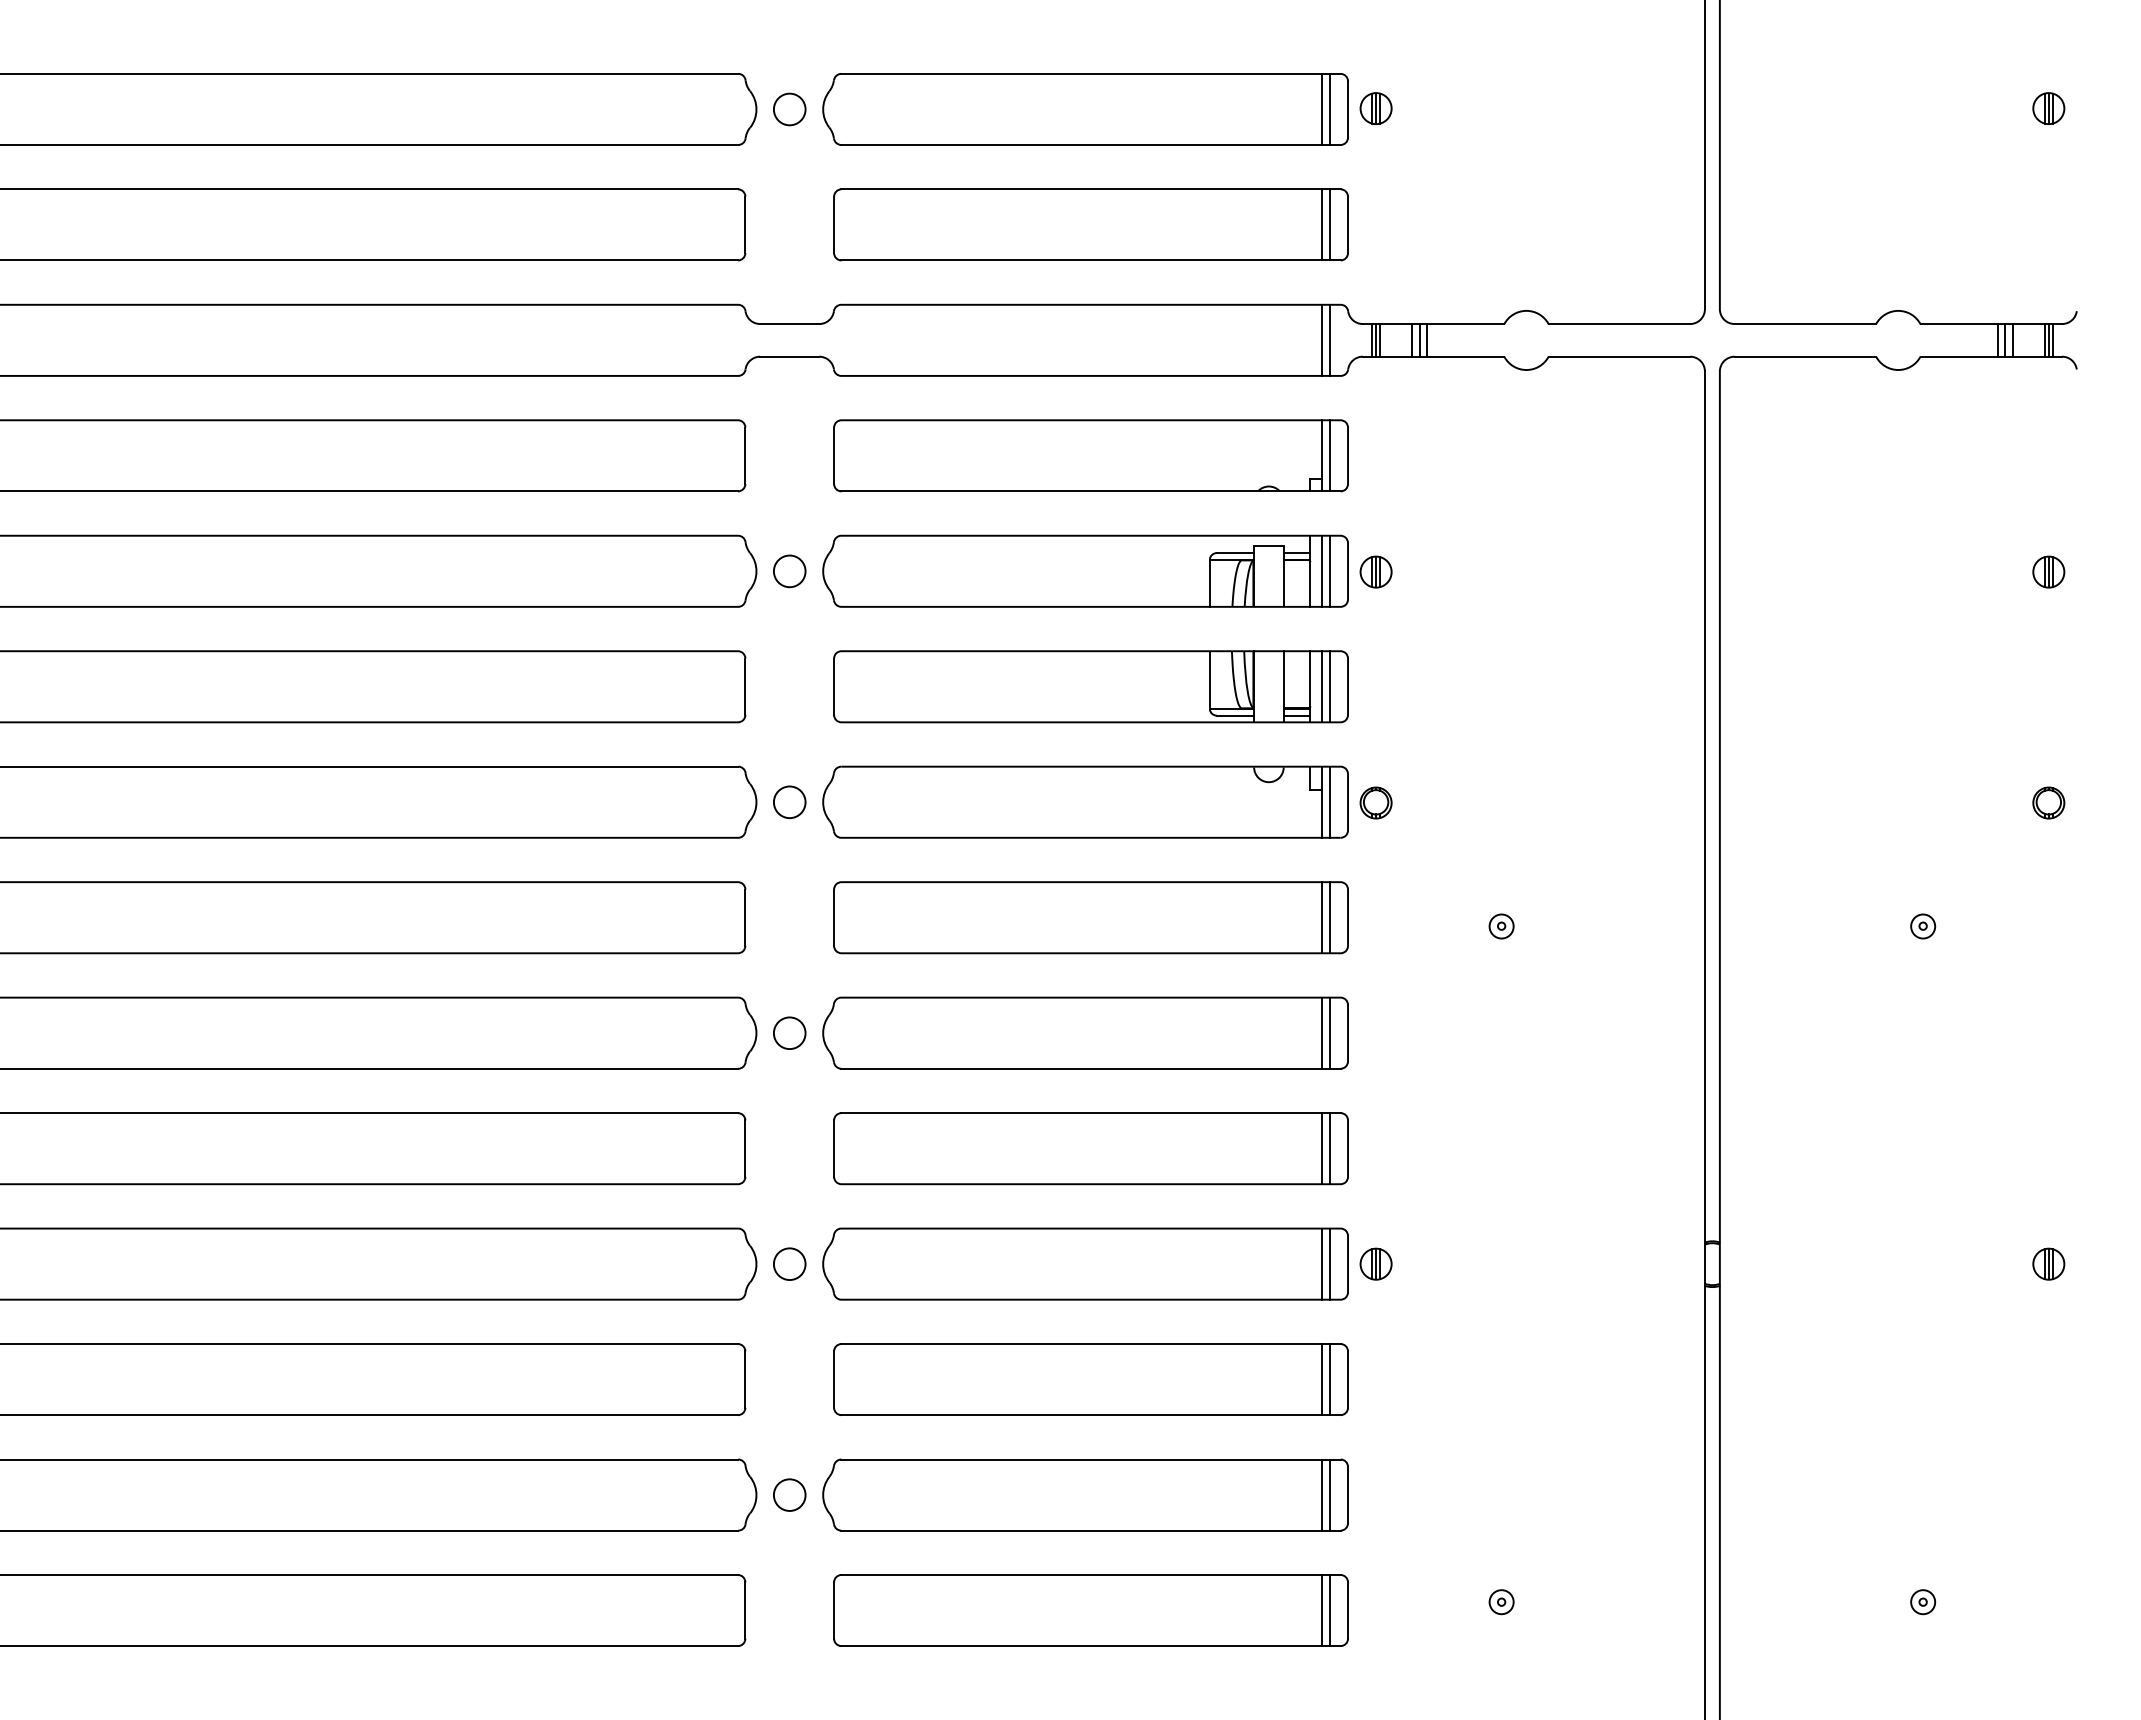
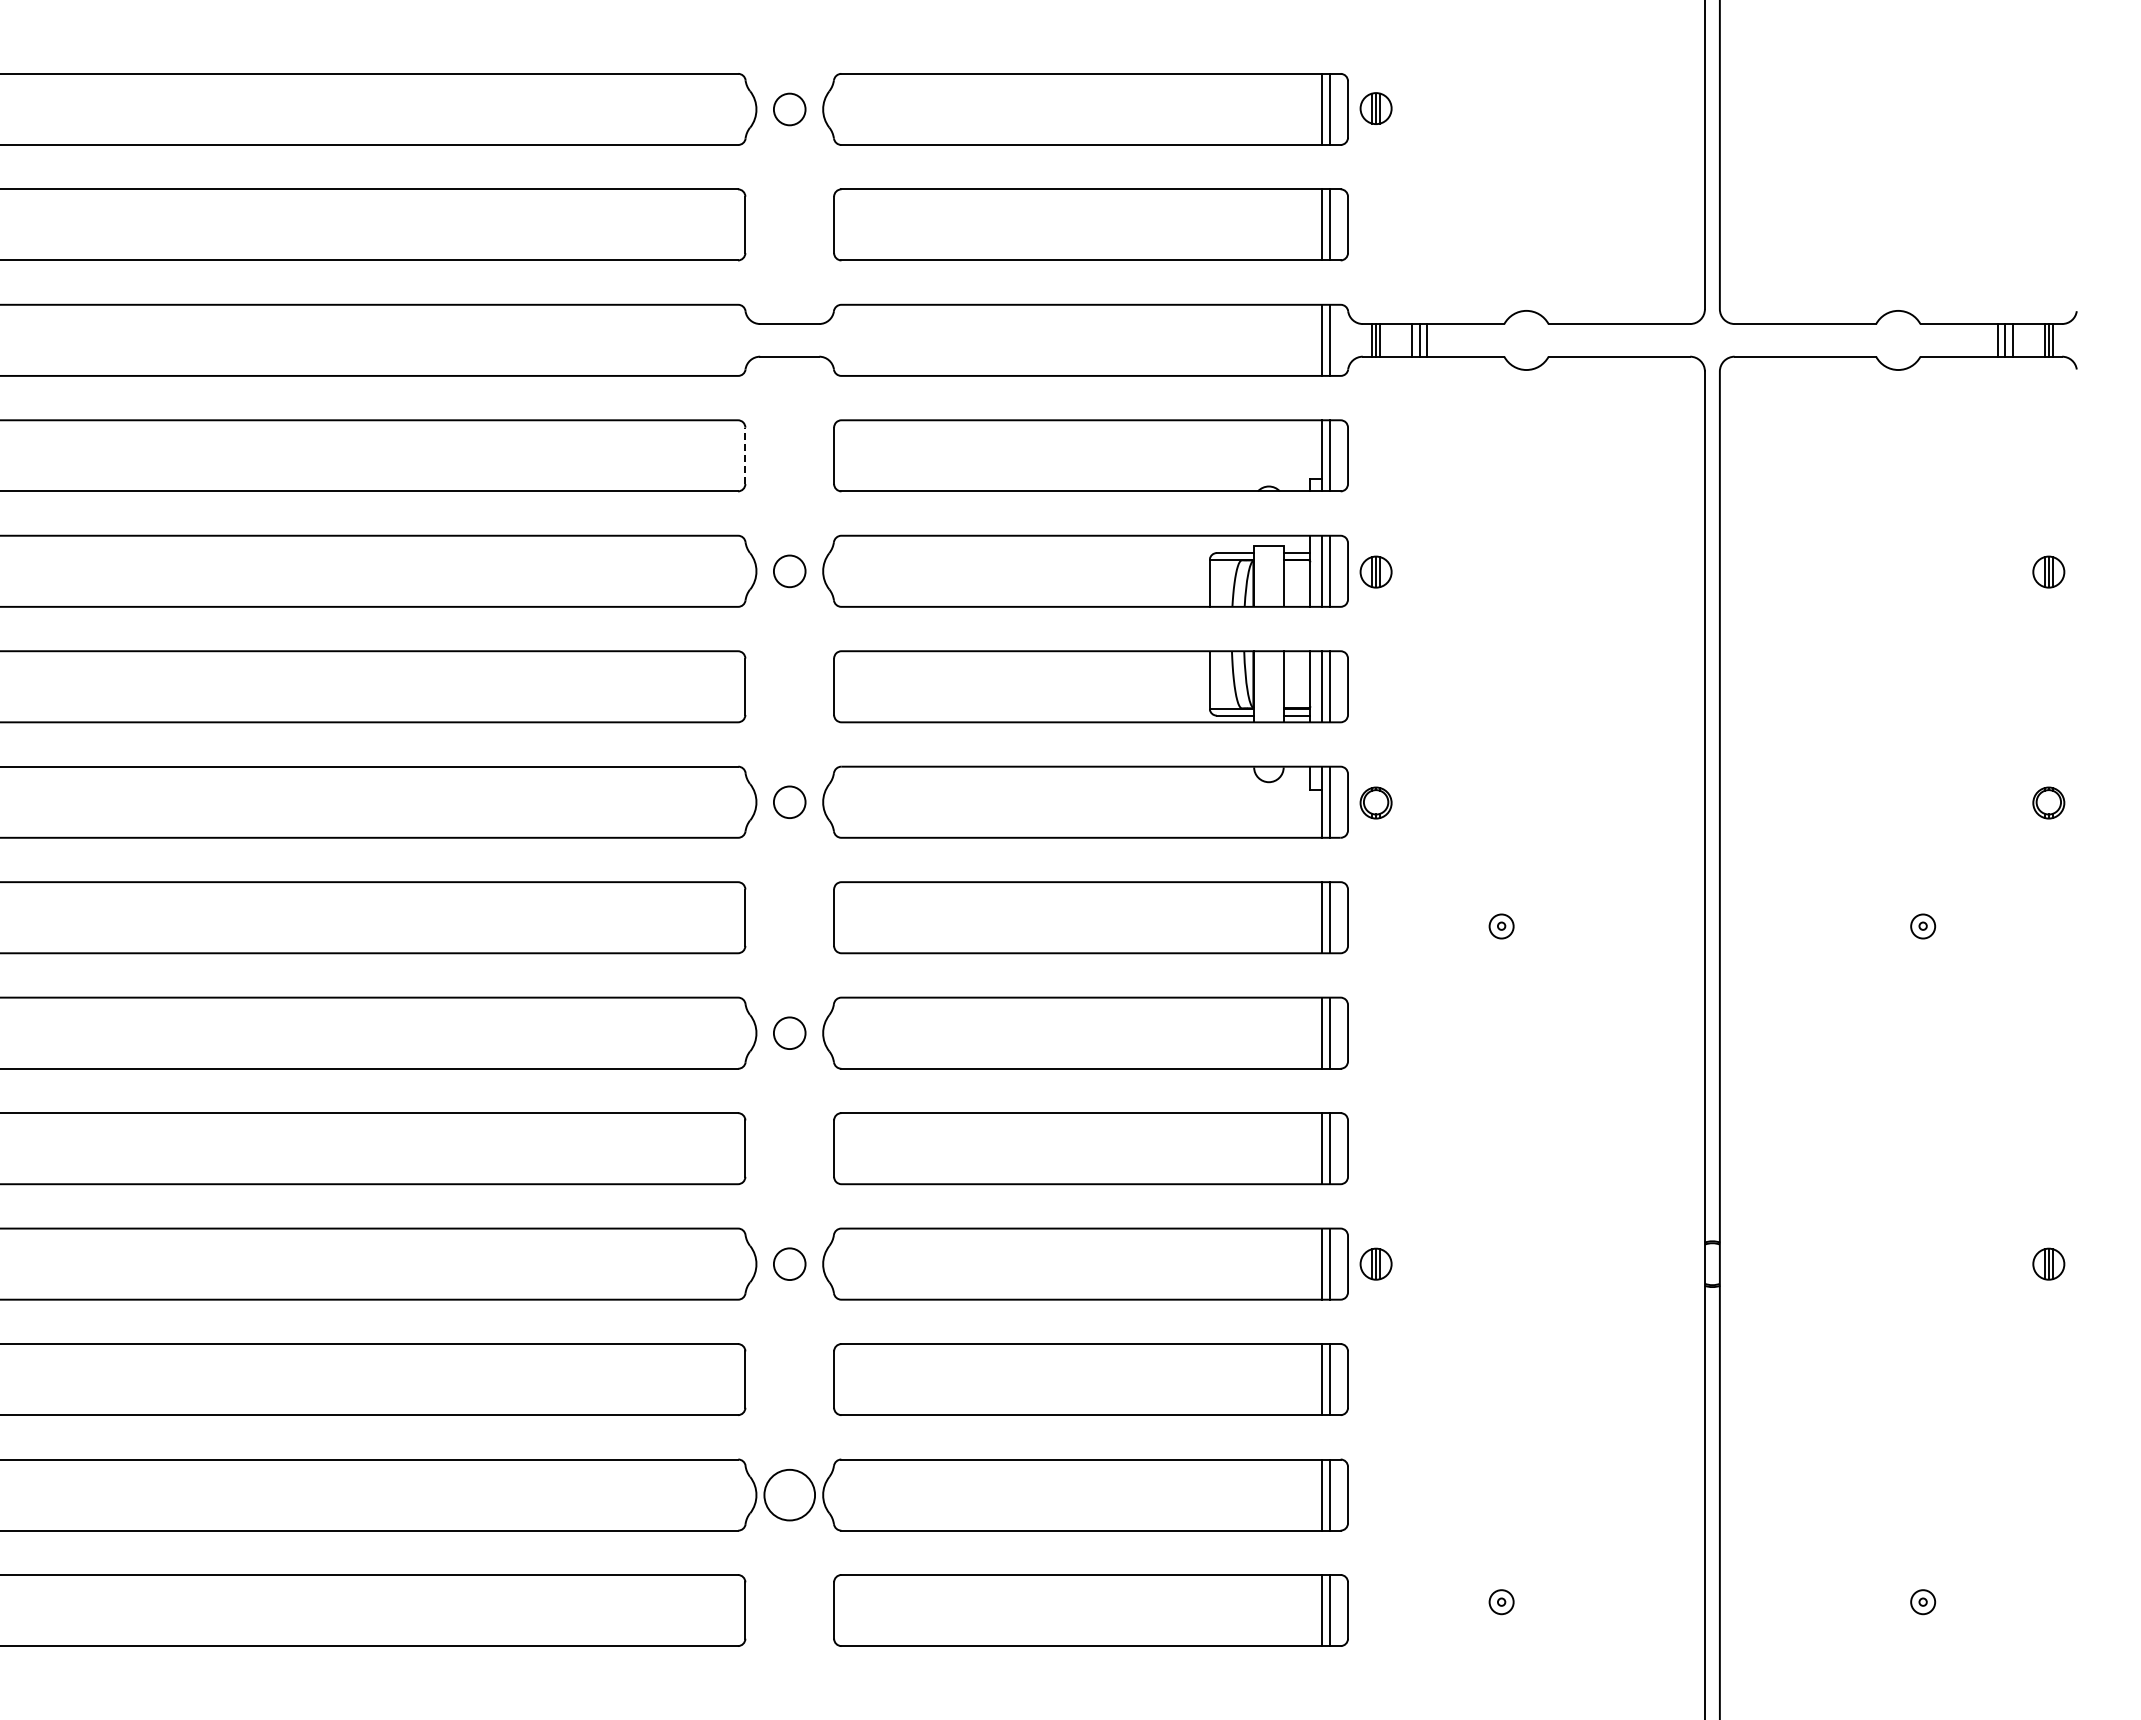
part: present -> none (2048, 108)
line: solid -> dashed (745, 455)
circle diameter: 32 px -> 51 px (789, 1494)
